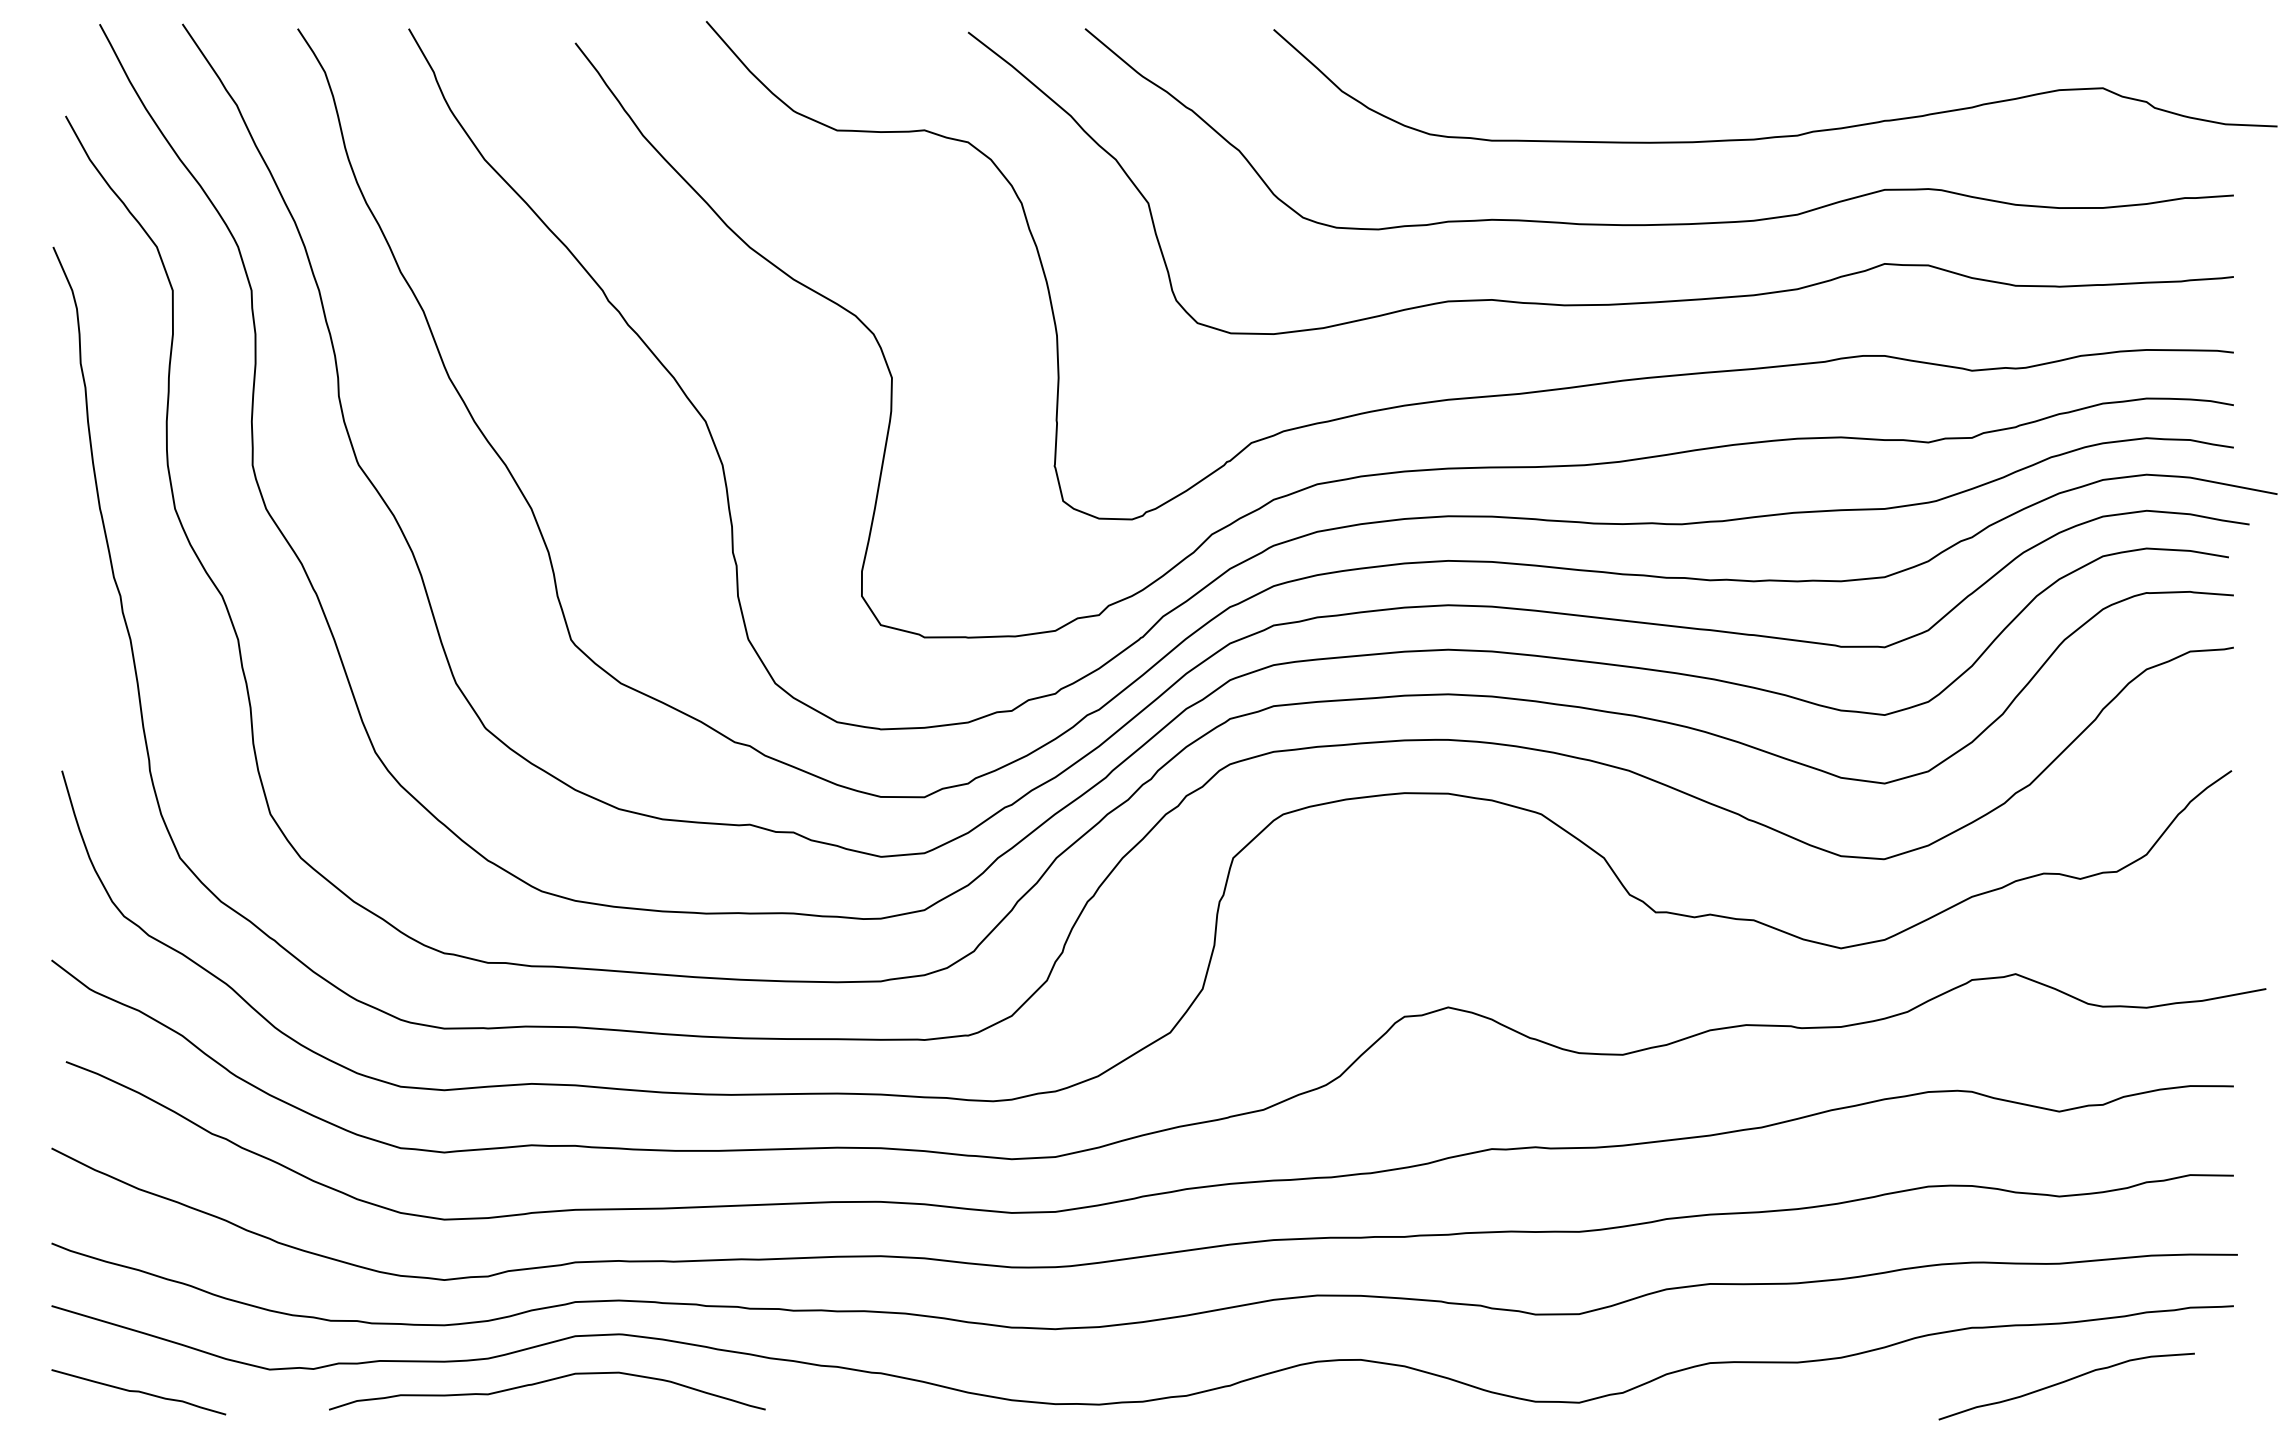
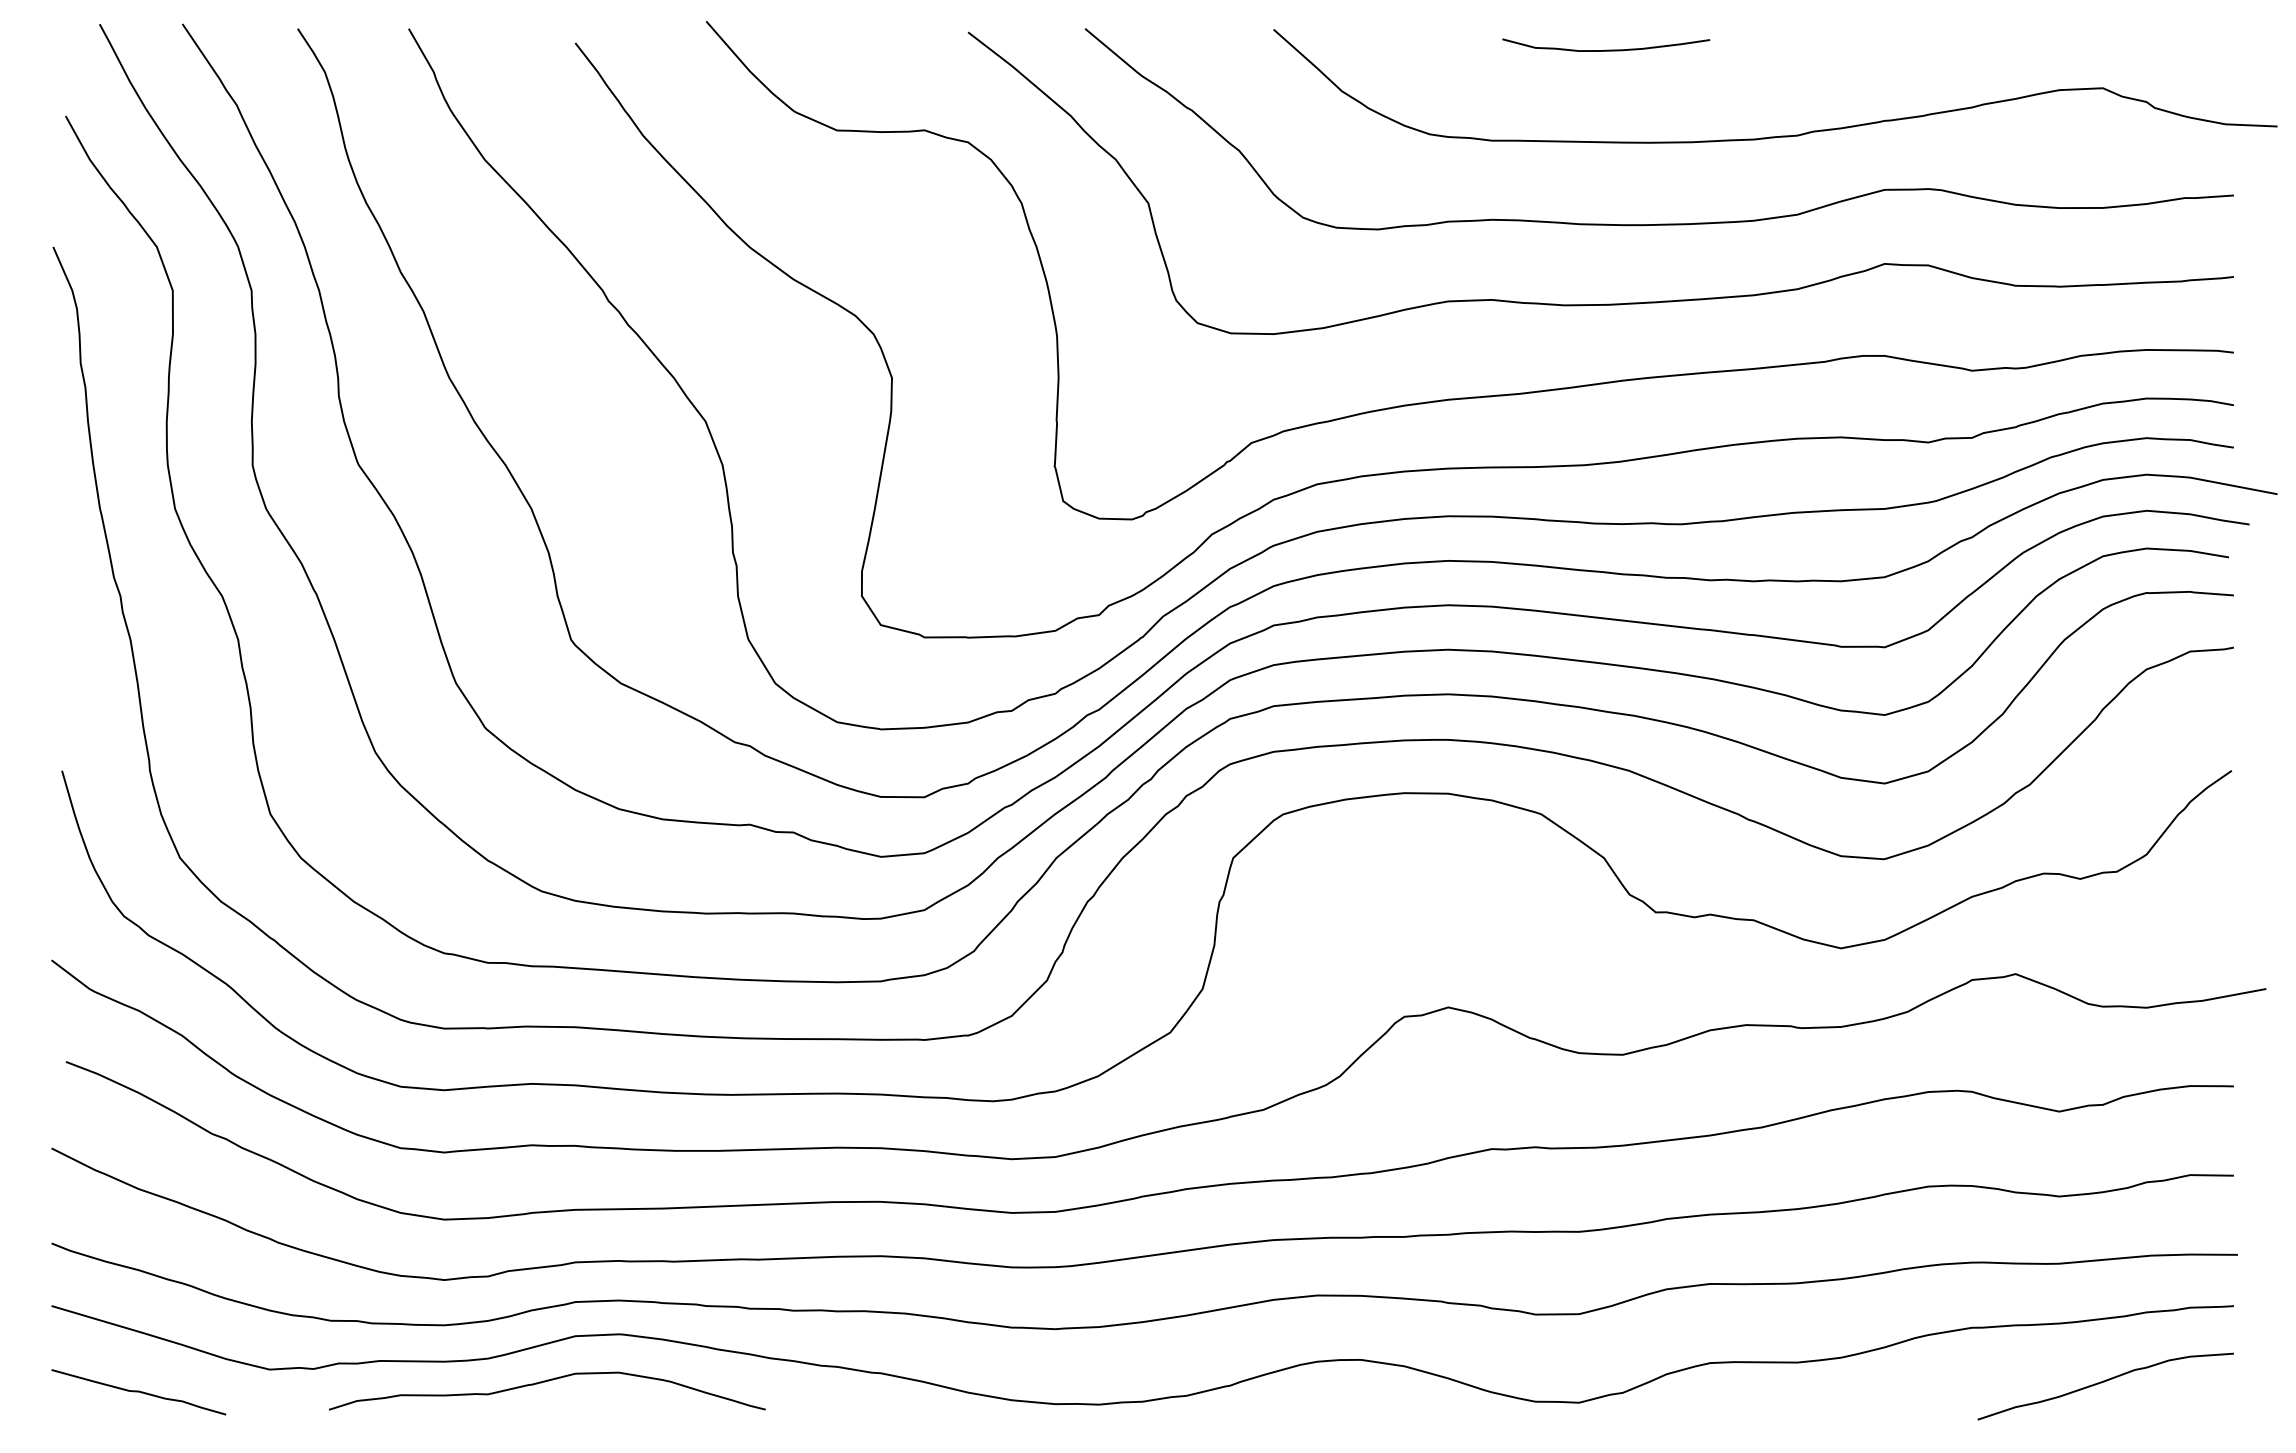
curve: none -> present (1606, 49)
curve position: (2065, 1382) -> (2104, 1382) (2104, 1382)
